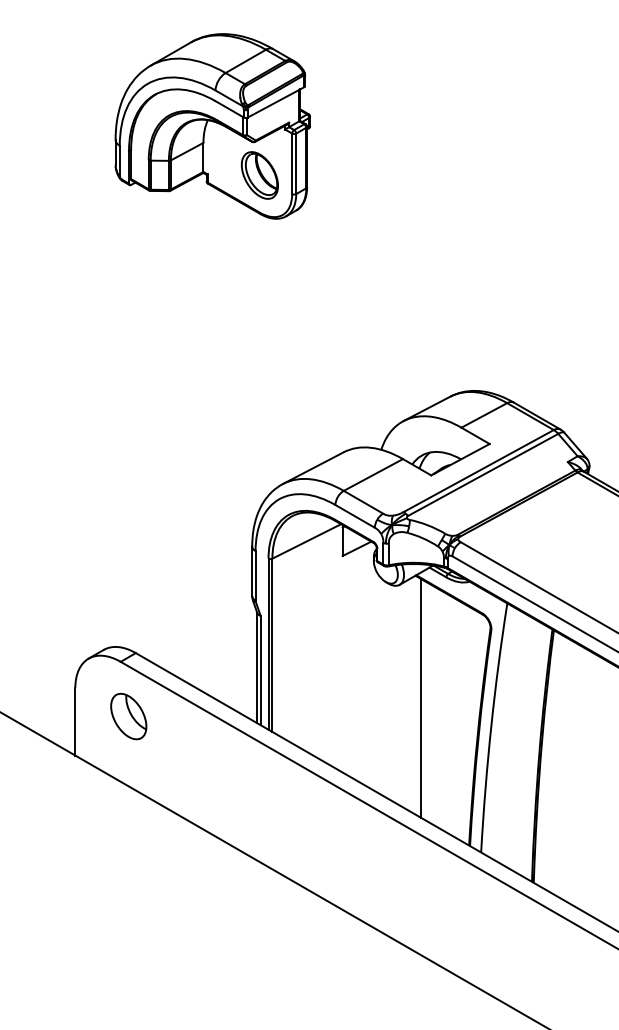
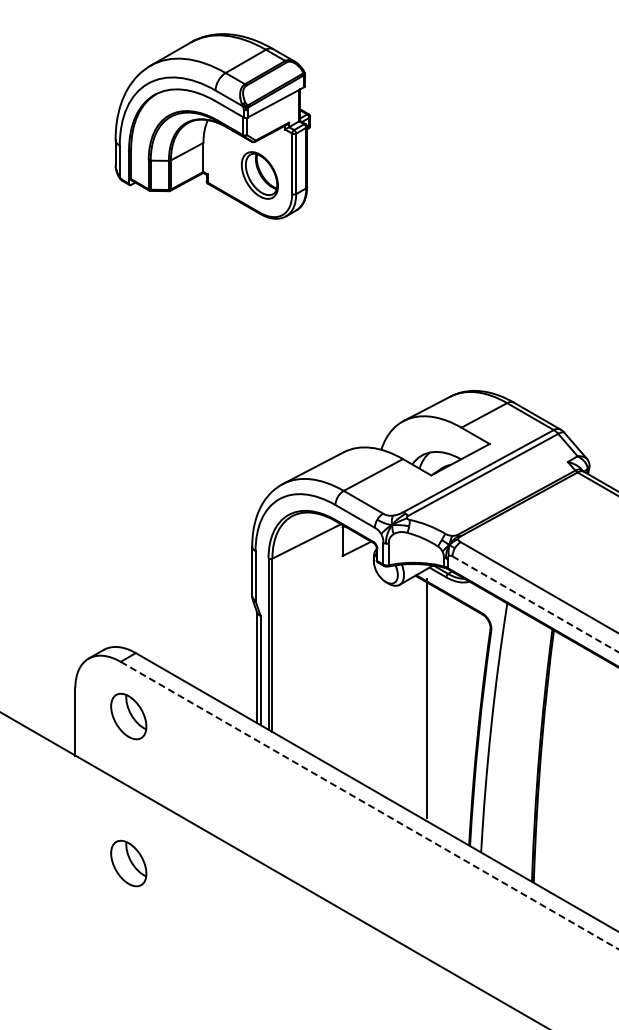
line: solid -> dashed (535, 604)
line position: (421, 698) -> (427, 698) (427, 698)
line: solid -> dashed (369, 805)
part: none -> present (128, 863)
